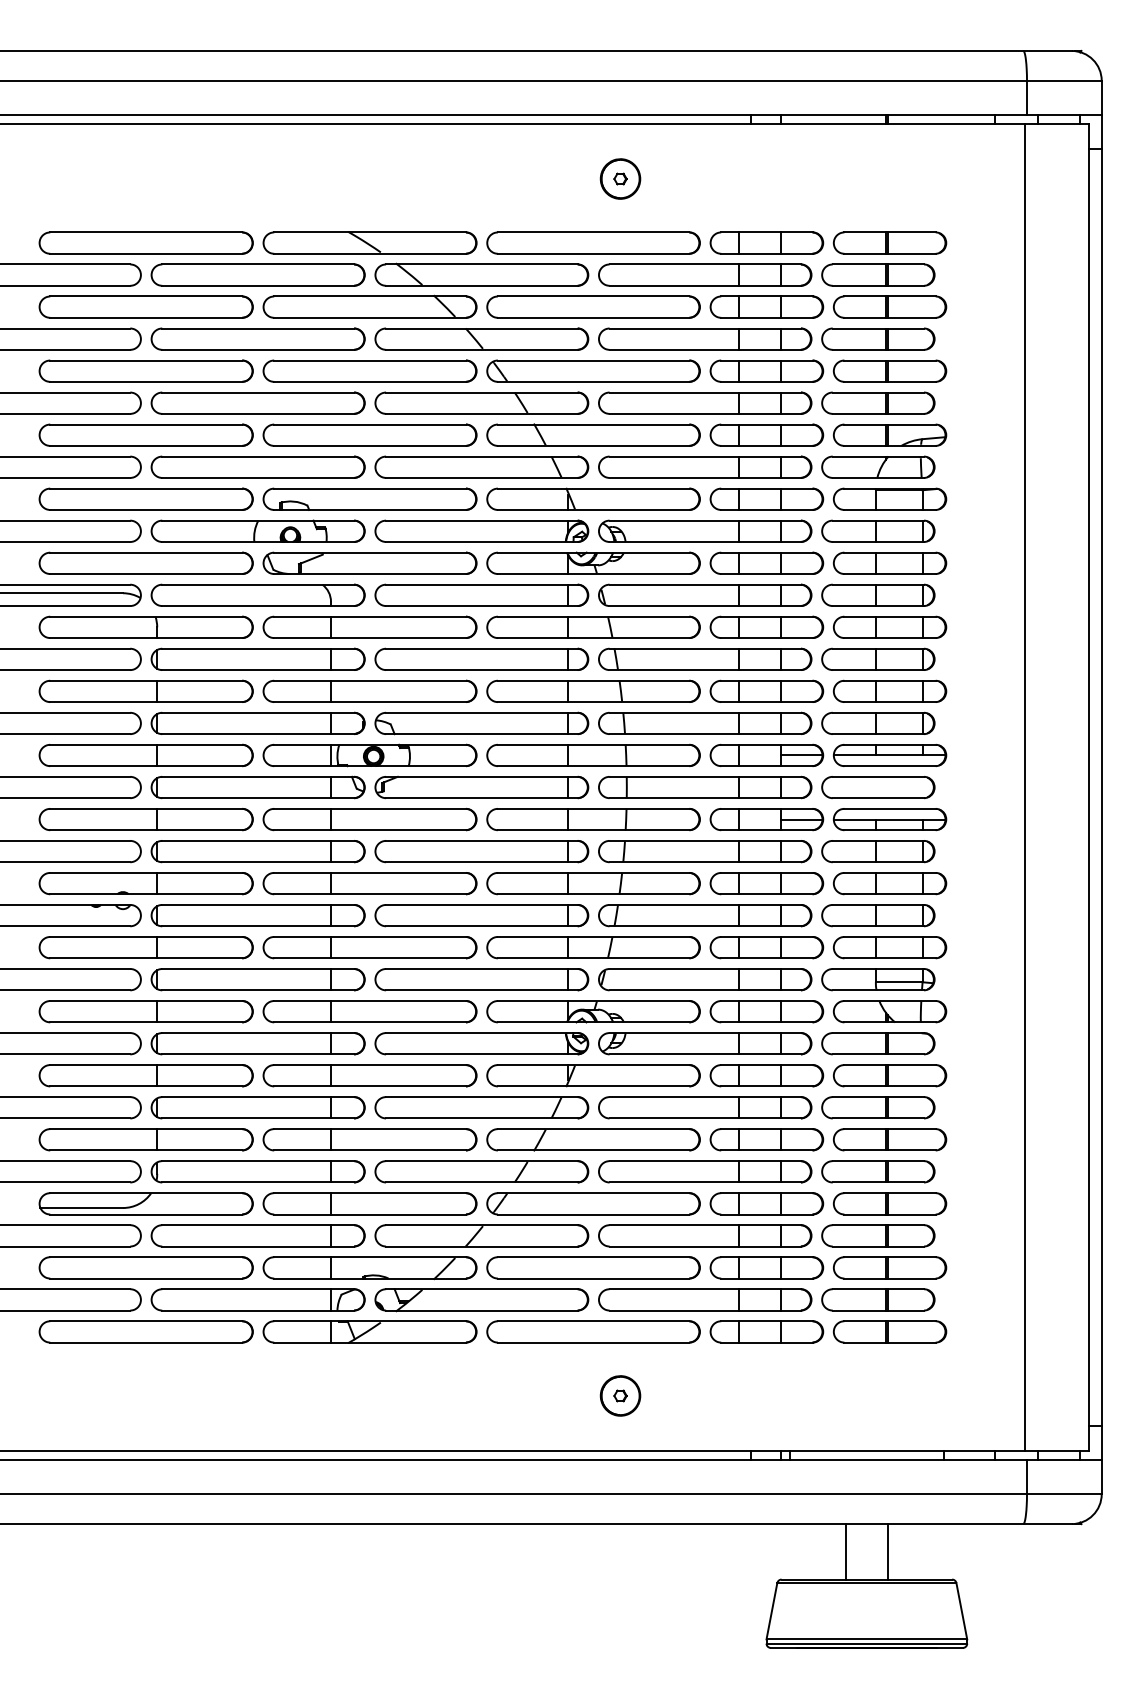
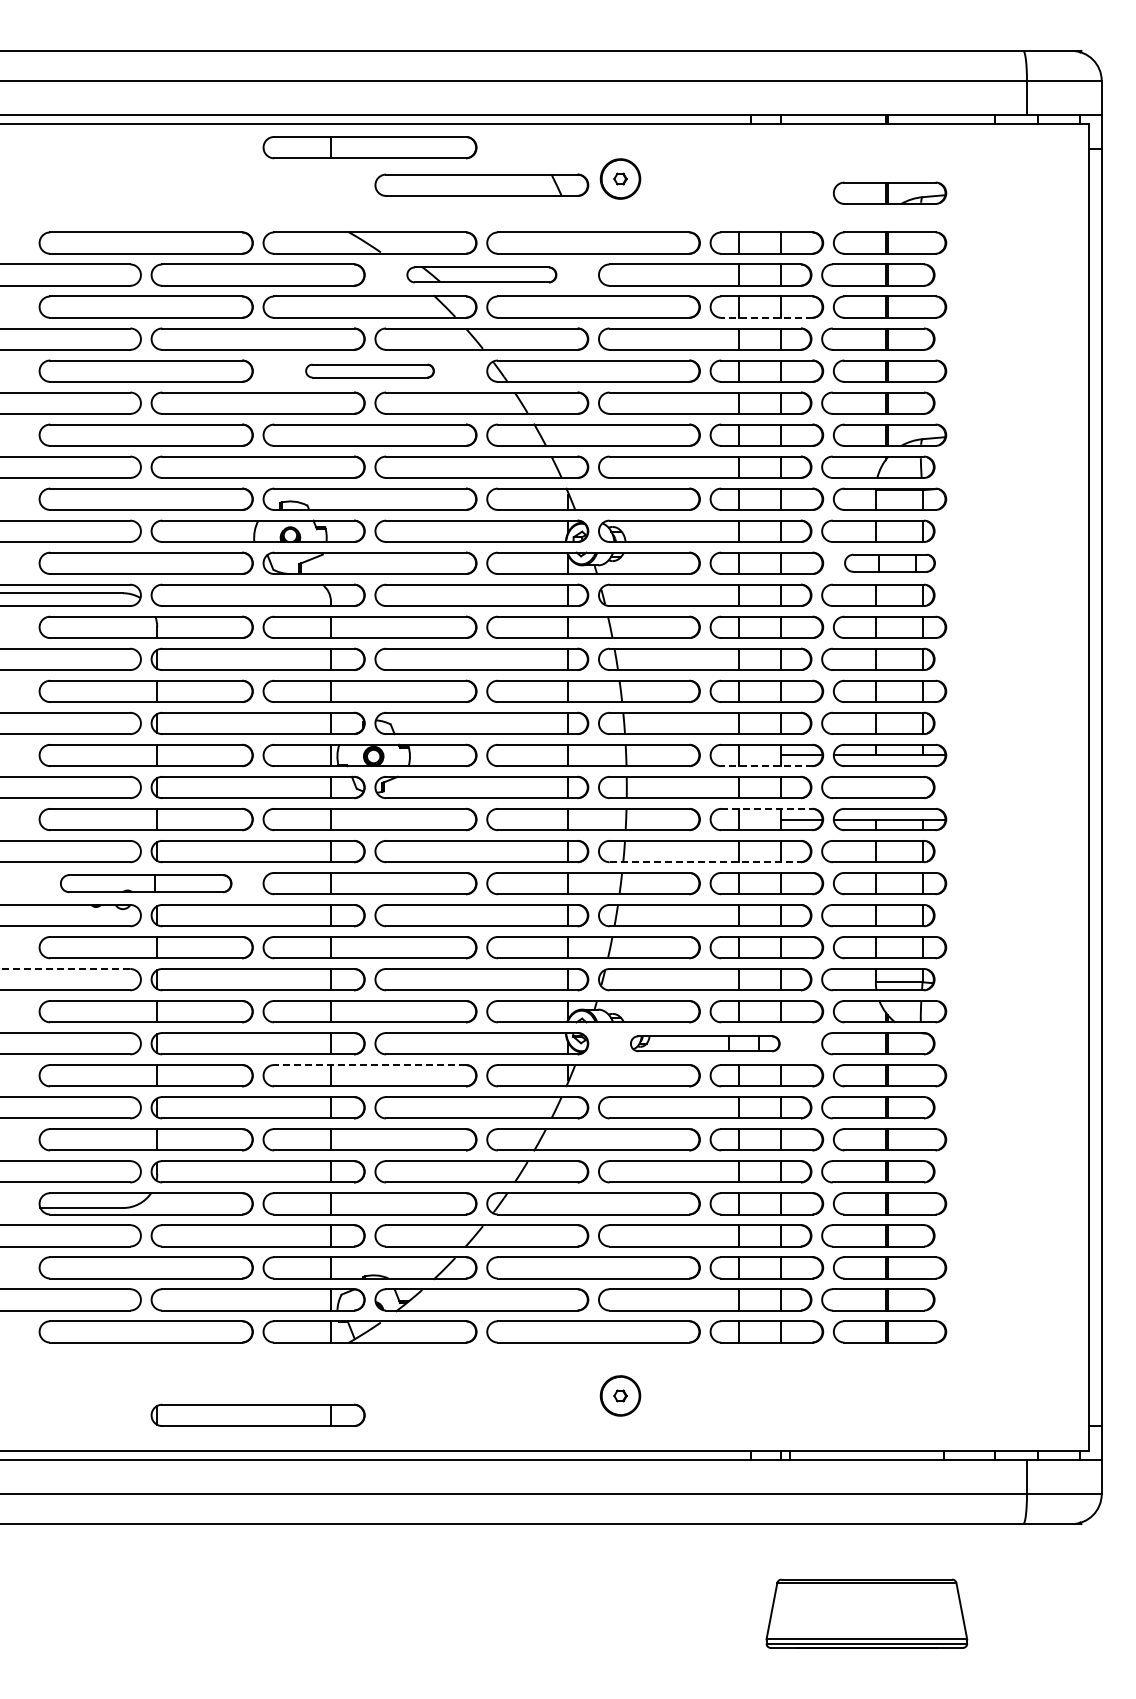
part: none -> present (369, 147)
part: none -> present (481, 184)
part: none -> present (889, 192)
part size: 216x25 px -> 152x18 px (481, 274)
line: solid -> dashed (766, 317)
part size: 216x24 px -> 130x16 px (369, 370)
part size: 116x24 px -> 92x20 px (889, 562)
line: solid -> dashed (766, 766)
line: present -> none (1025, 787)
line: solid -> dashed (766, 808)
line: solid -> dashed (705, 862)
part size: 216x24 px -> 173x20 px (146, 883)
line: solid -> dashed (65, 968)
part size: 215x24 px -> 151x18 px (705, 1043)
line: solid -> dashed (370, 1065)
part: none -> present (257, 1414)
line: present -> none (845, 1551)
line: present -> none (888, 1551)
